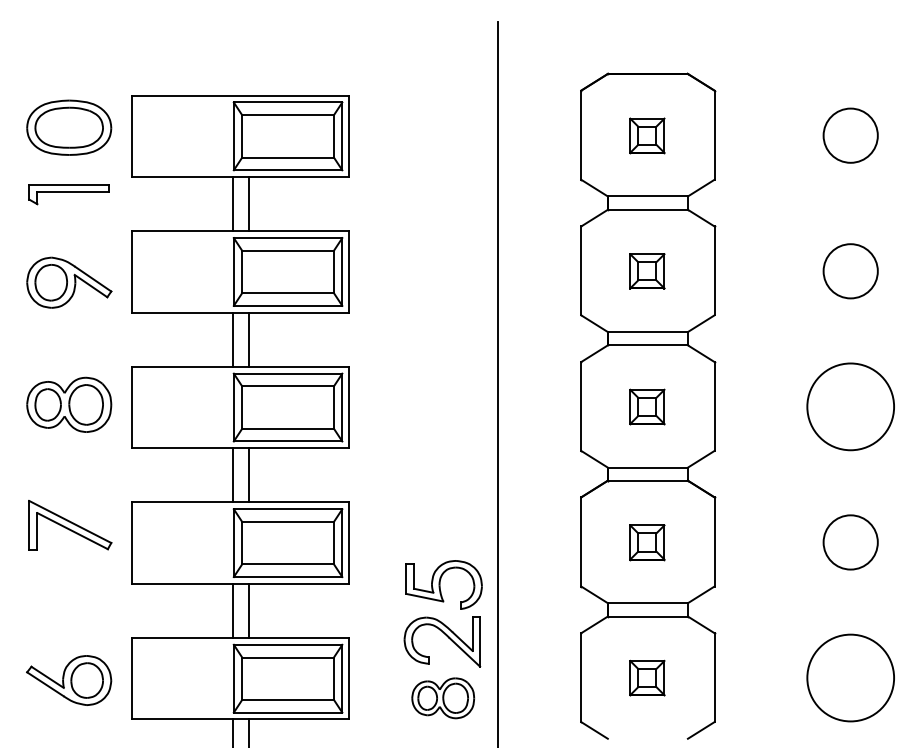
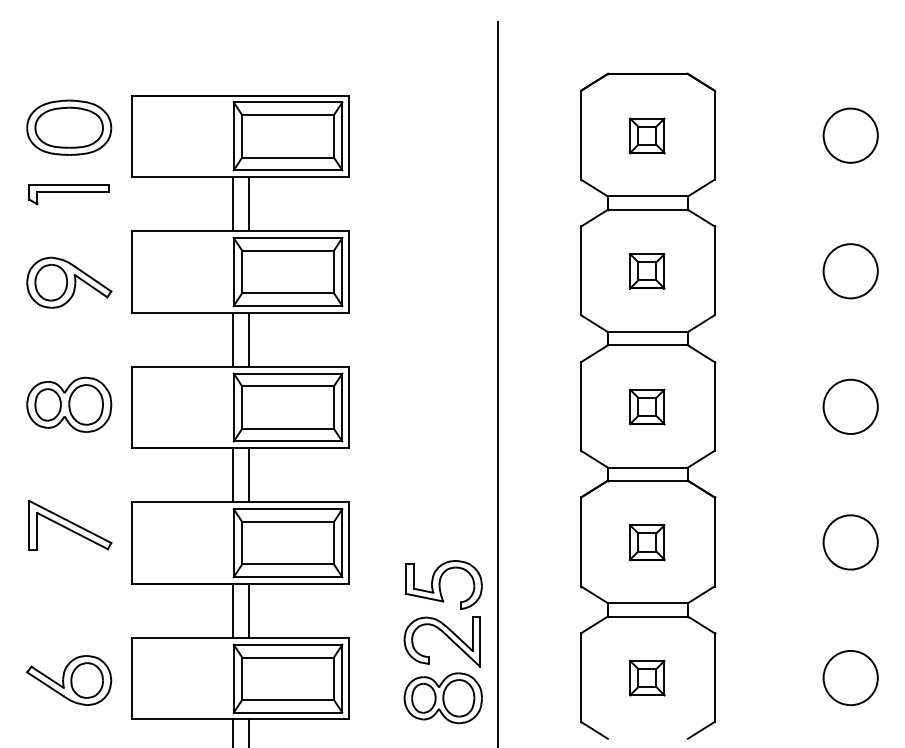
circle diameter: 87 px -> 54 px (850, 406)
circle diameter: 87 px -> 54 px (850, 677)
part size: 65x43 px -> 80x53 px (442, 698)
